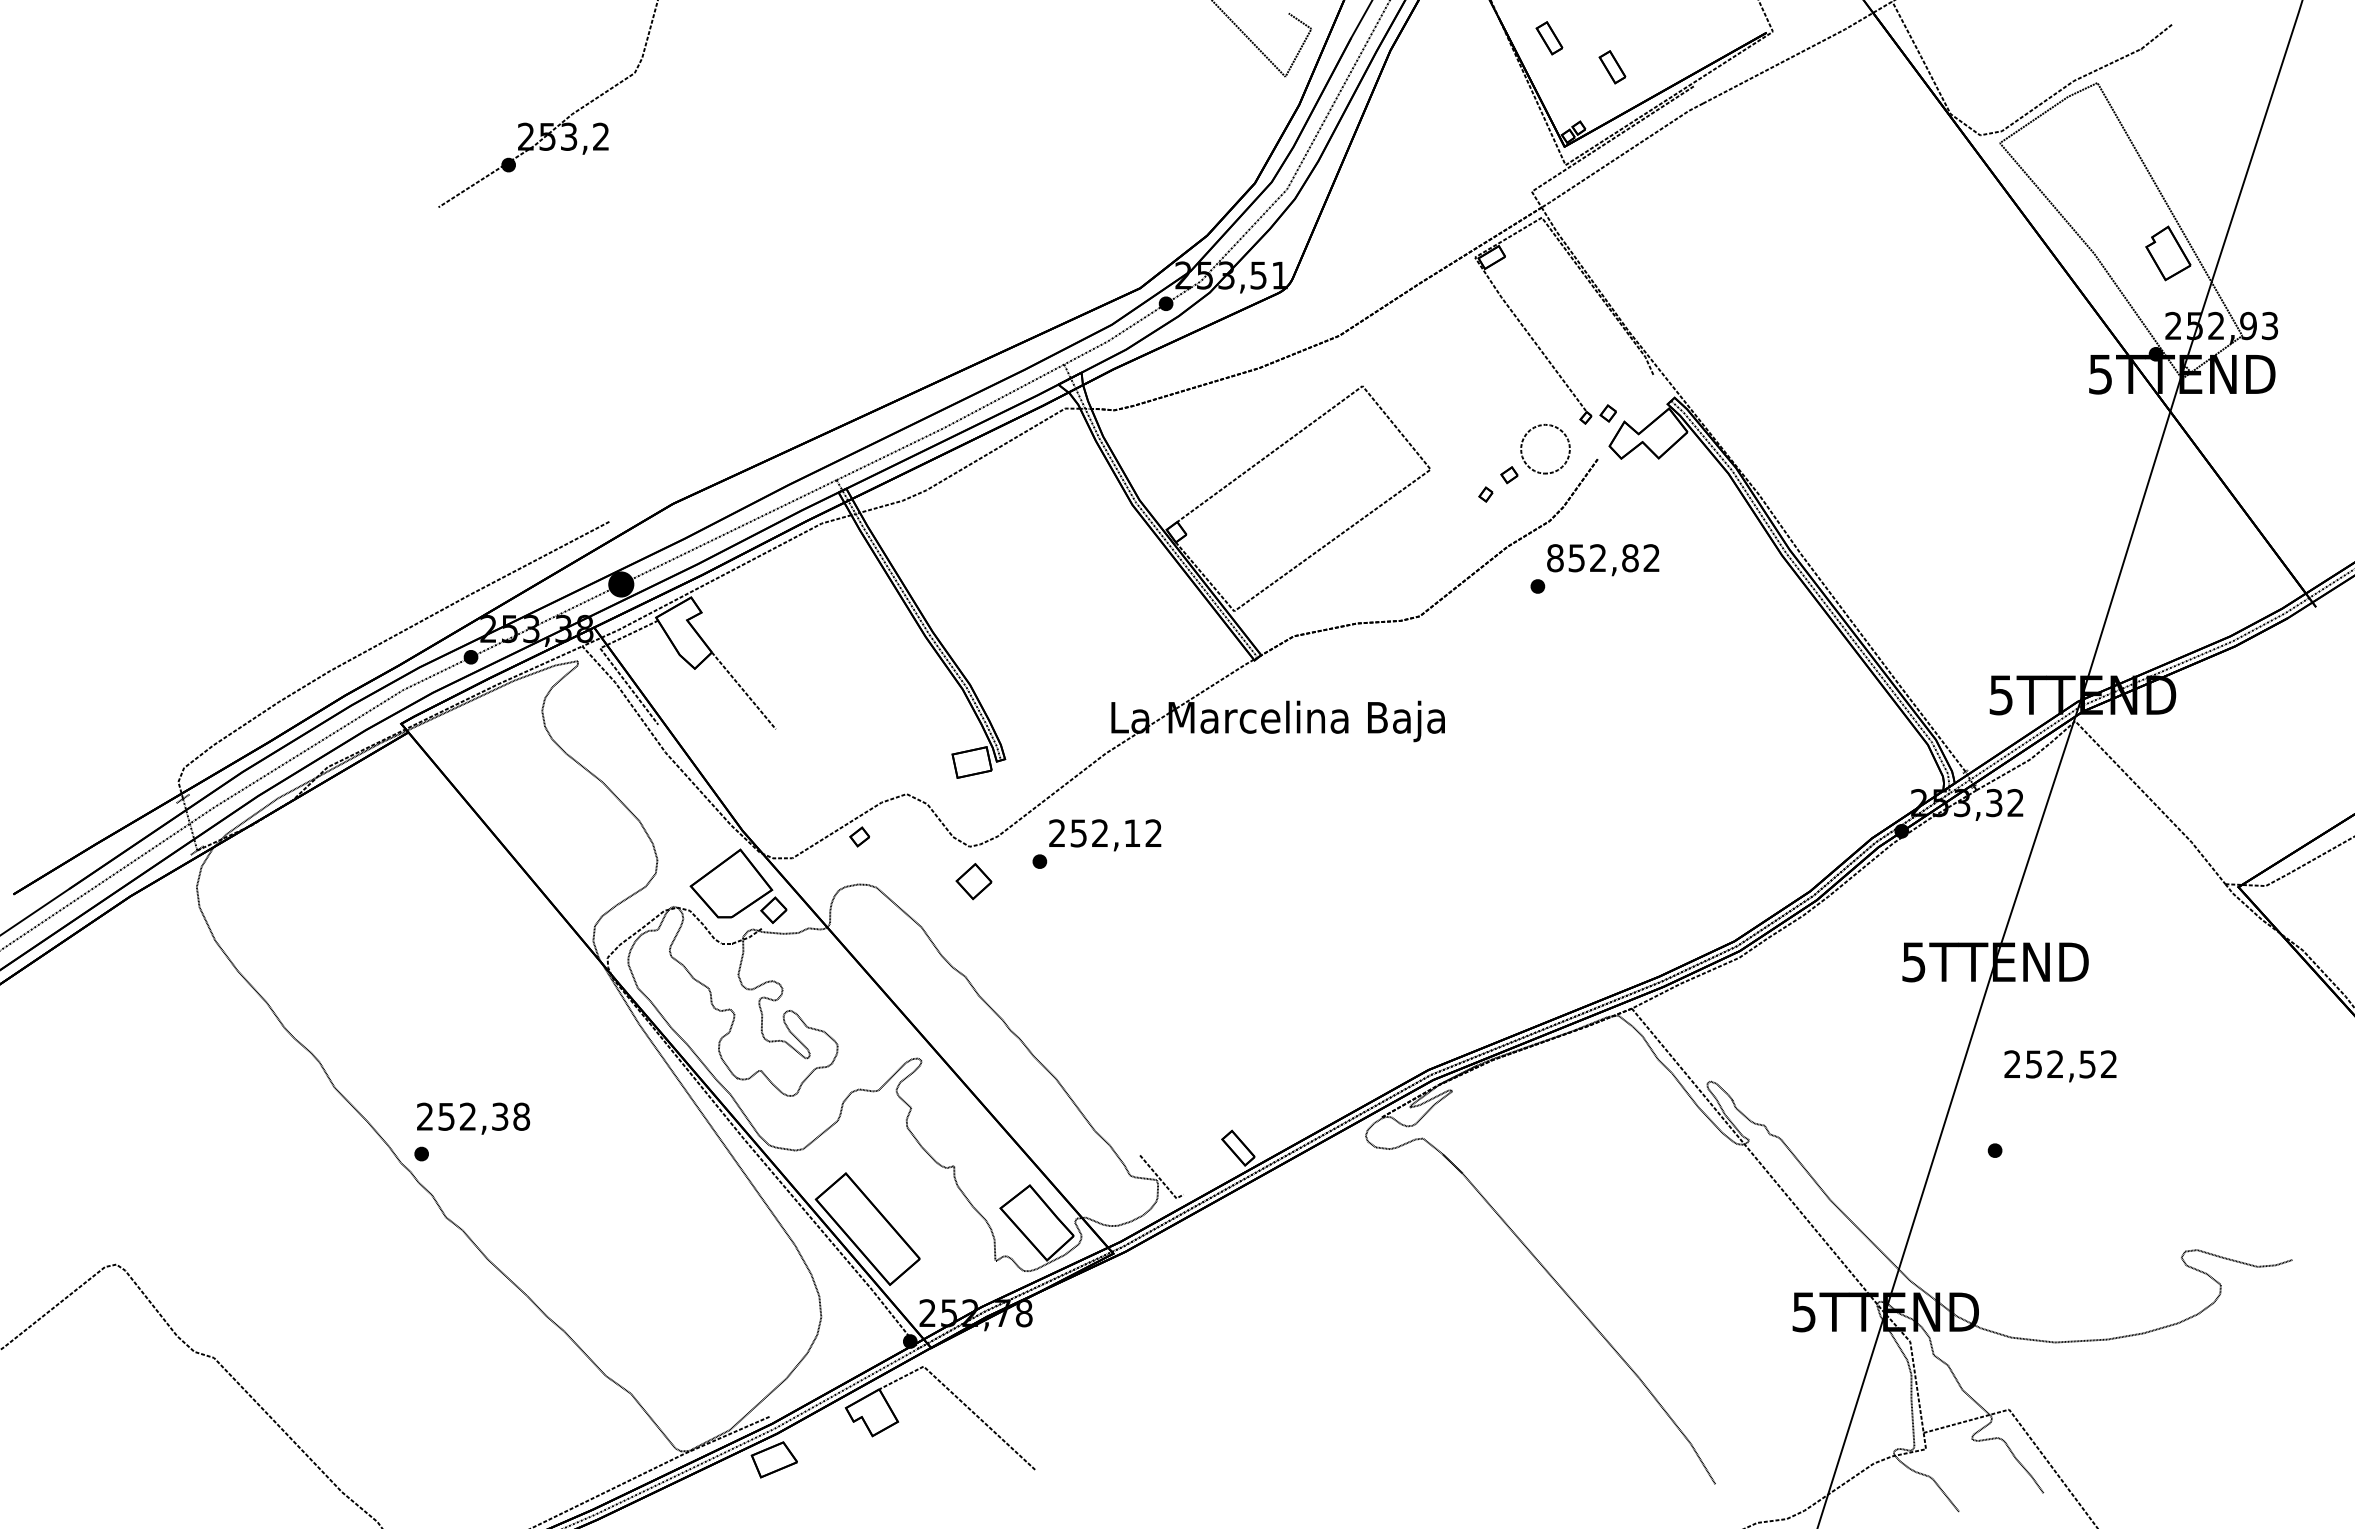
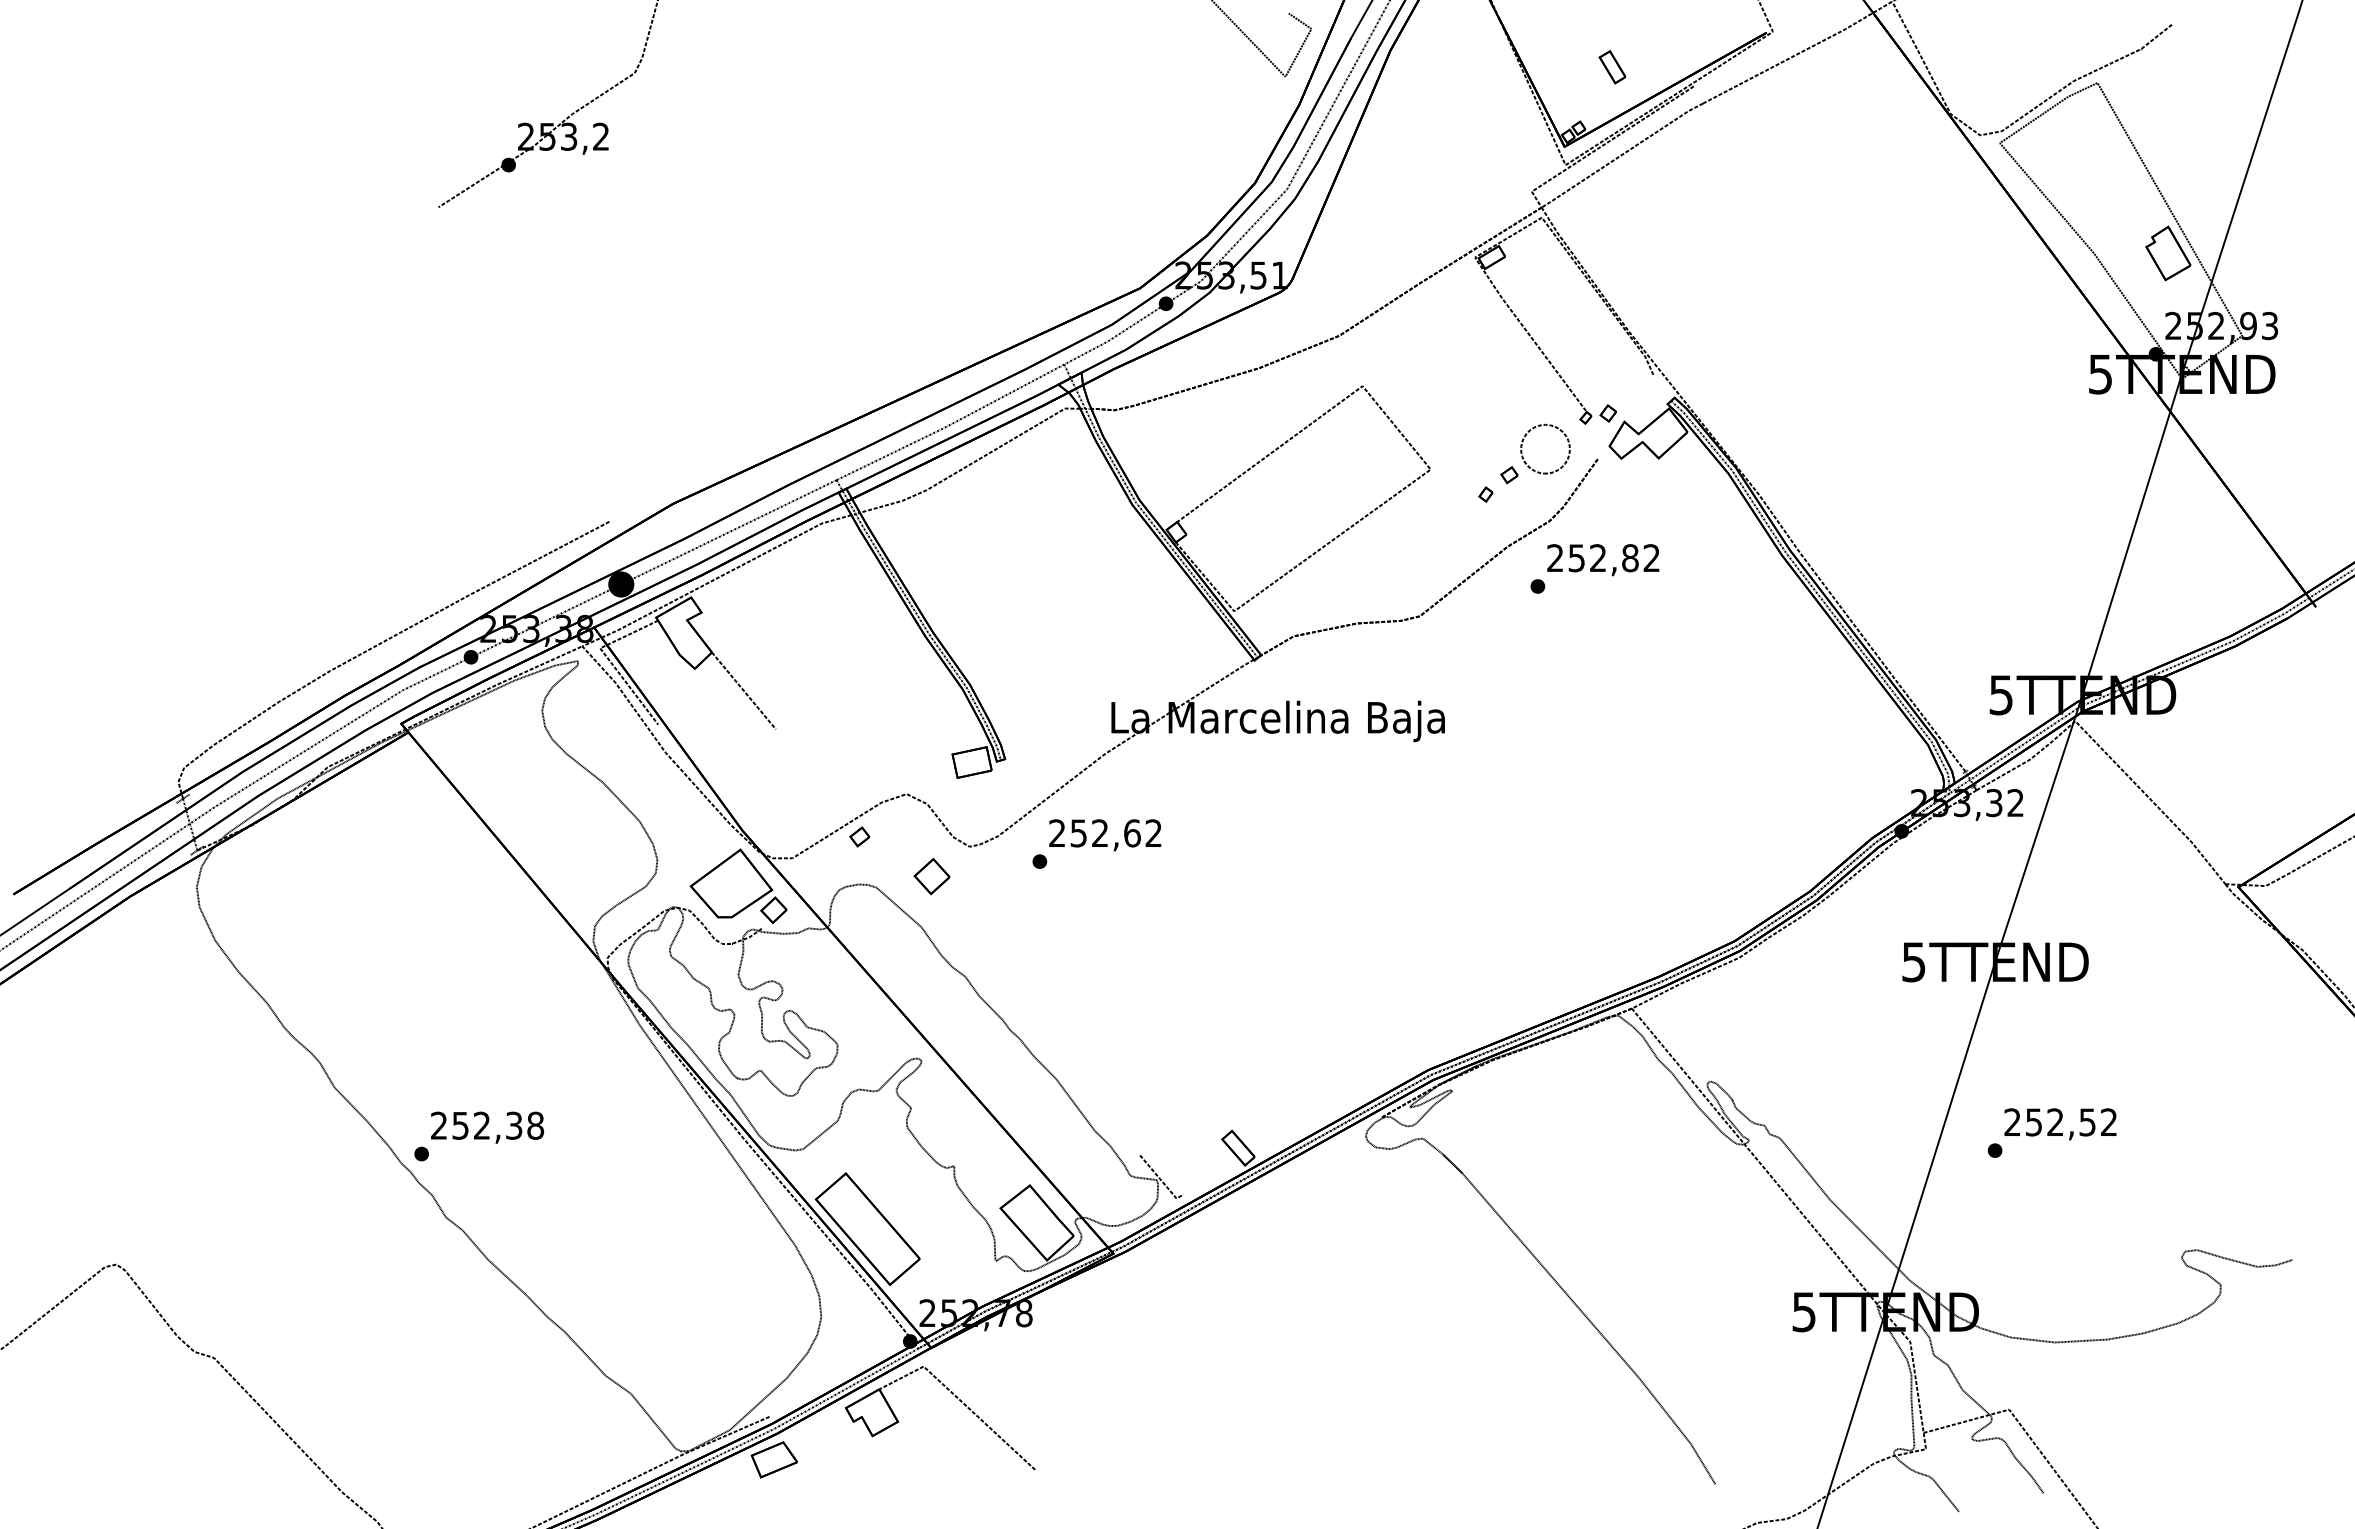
part: present -> none (1549, 38)
text: 852,82 -> 252,82 (1555, 558)
text: 252,12 -> 252,62 (1132, 833)
part position: (973, 881) -> (931, 876) (931, 876)
text position: (2060, 1066) -> (2060, 1124) (2060, 1124)
text position: (473, 1118) -> (487, 1127) (487, 1127)
